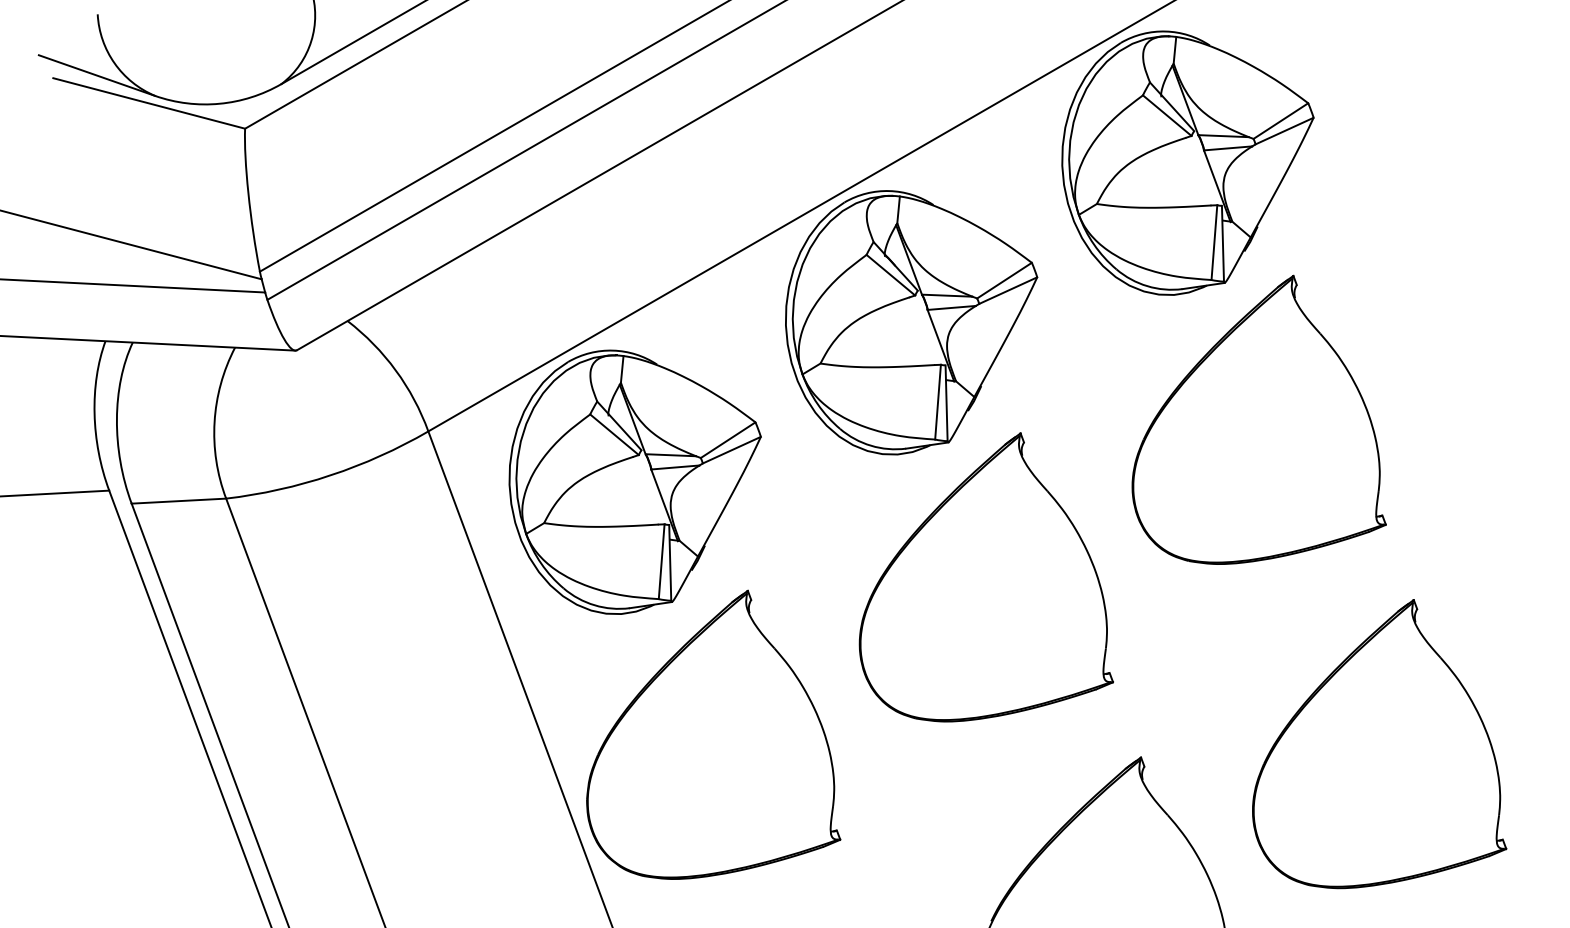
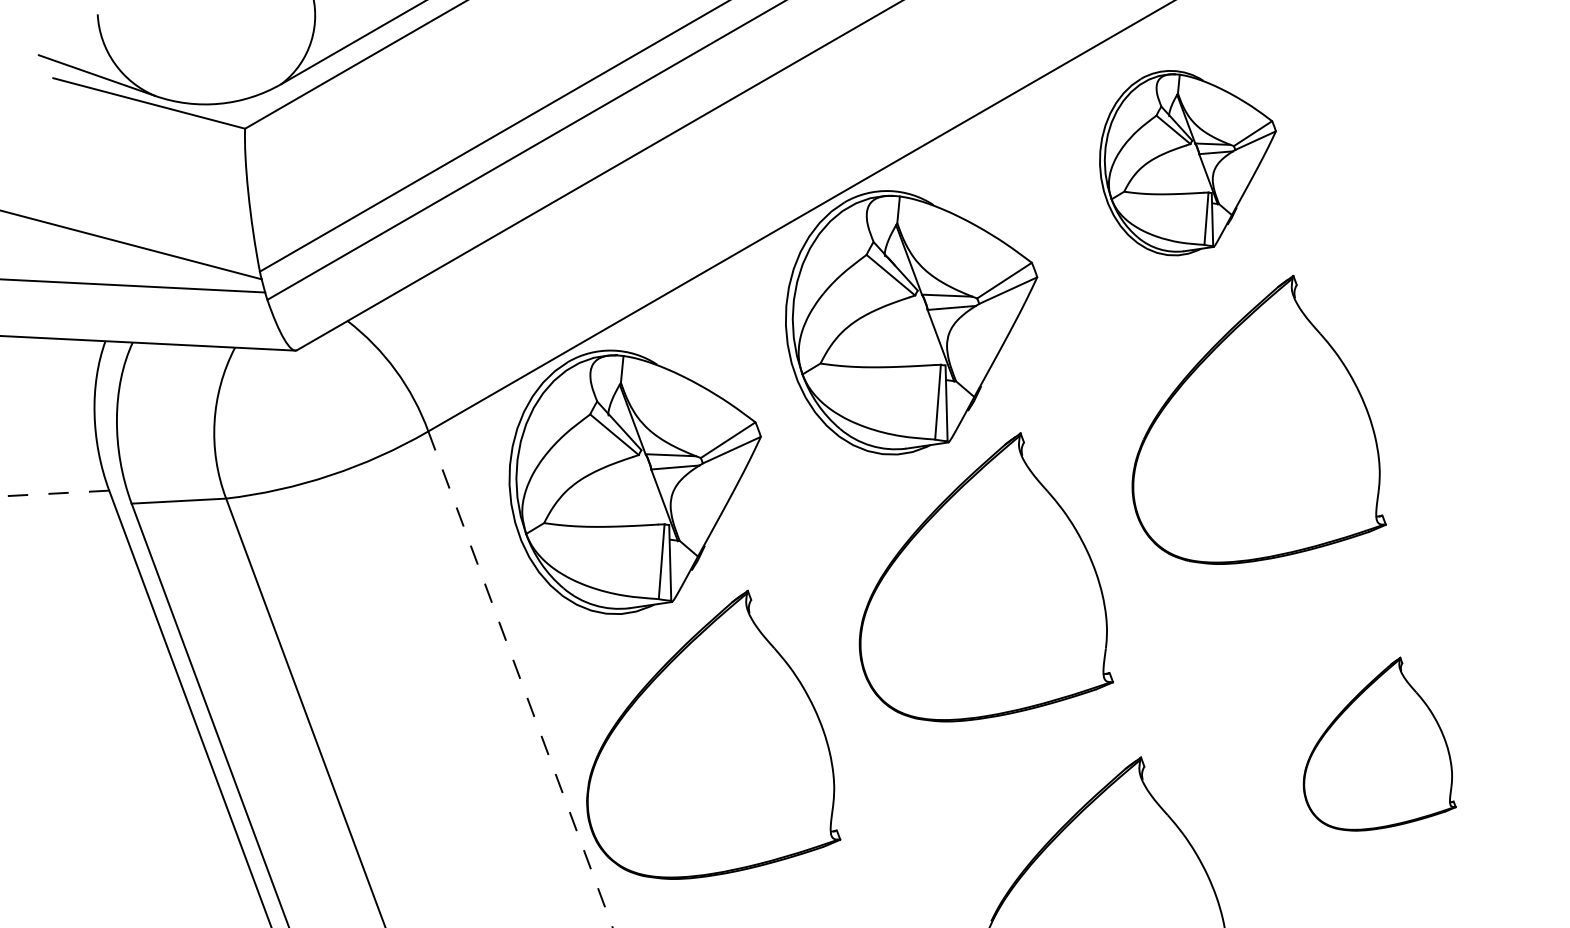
part size: 254x266 px -> 178x187 px (1187, 163)
line: solid -> dashed (54, 493)
line: solid -> dashed (520, 679)
part size: 256x291 px -> 155x176 px (1379, 743)
